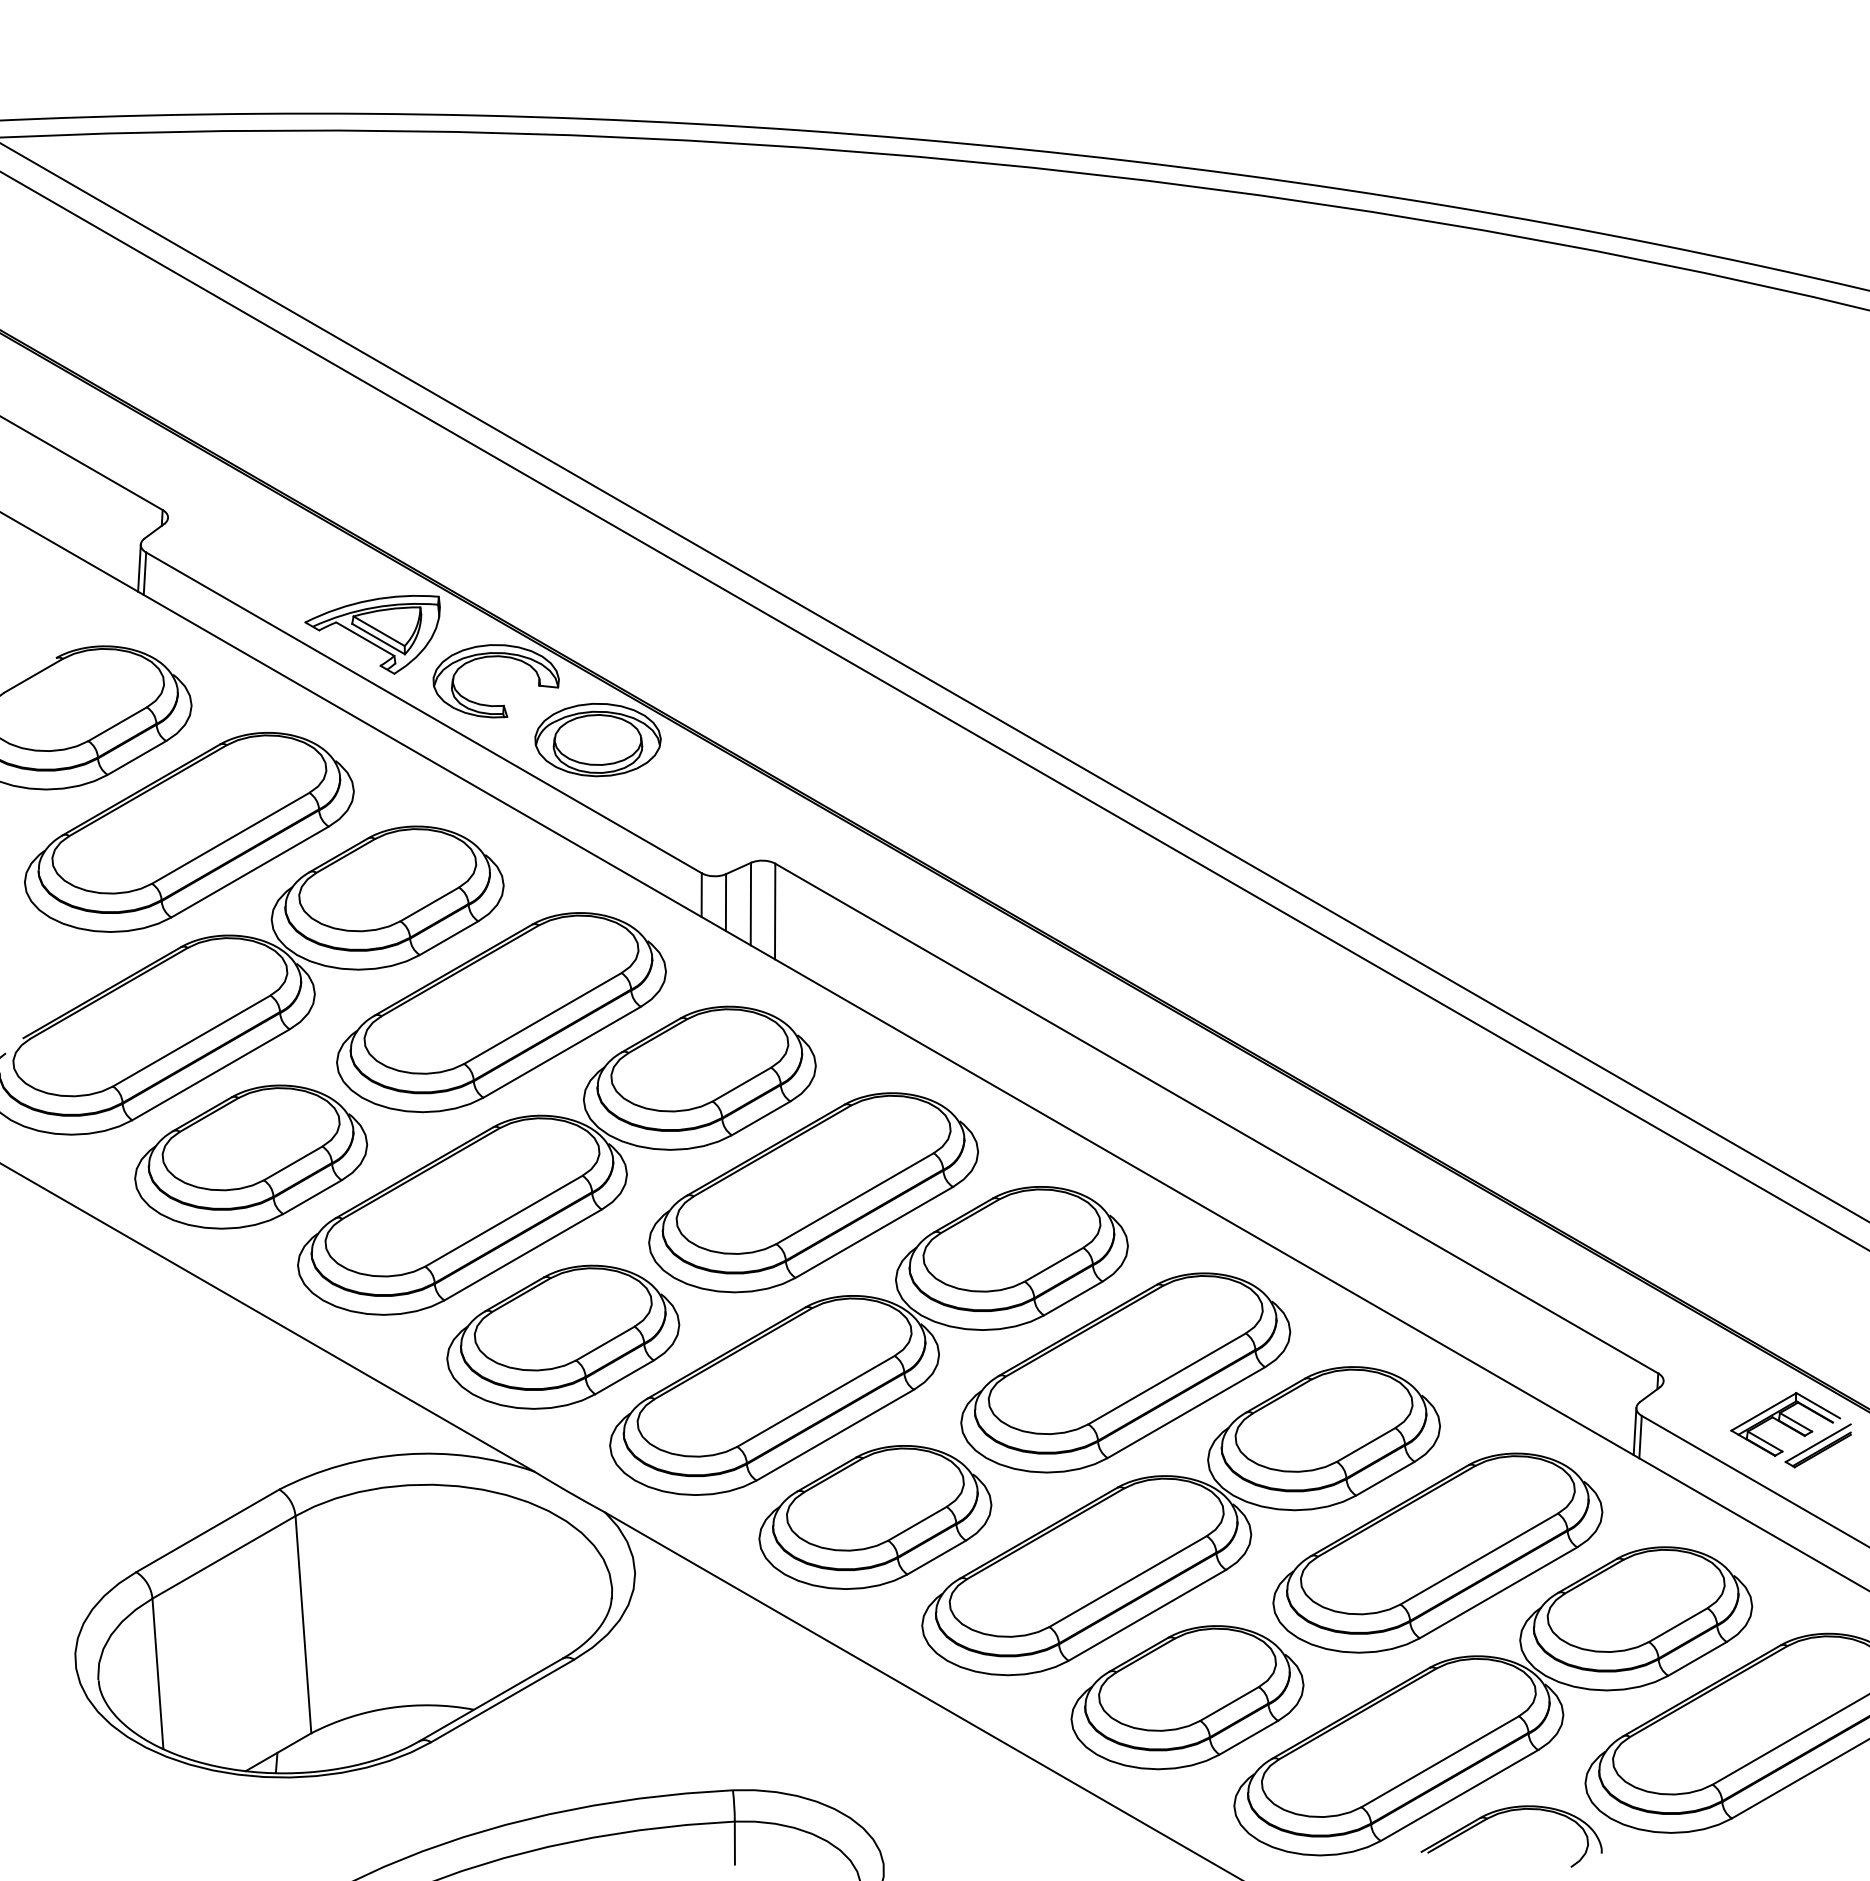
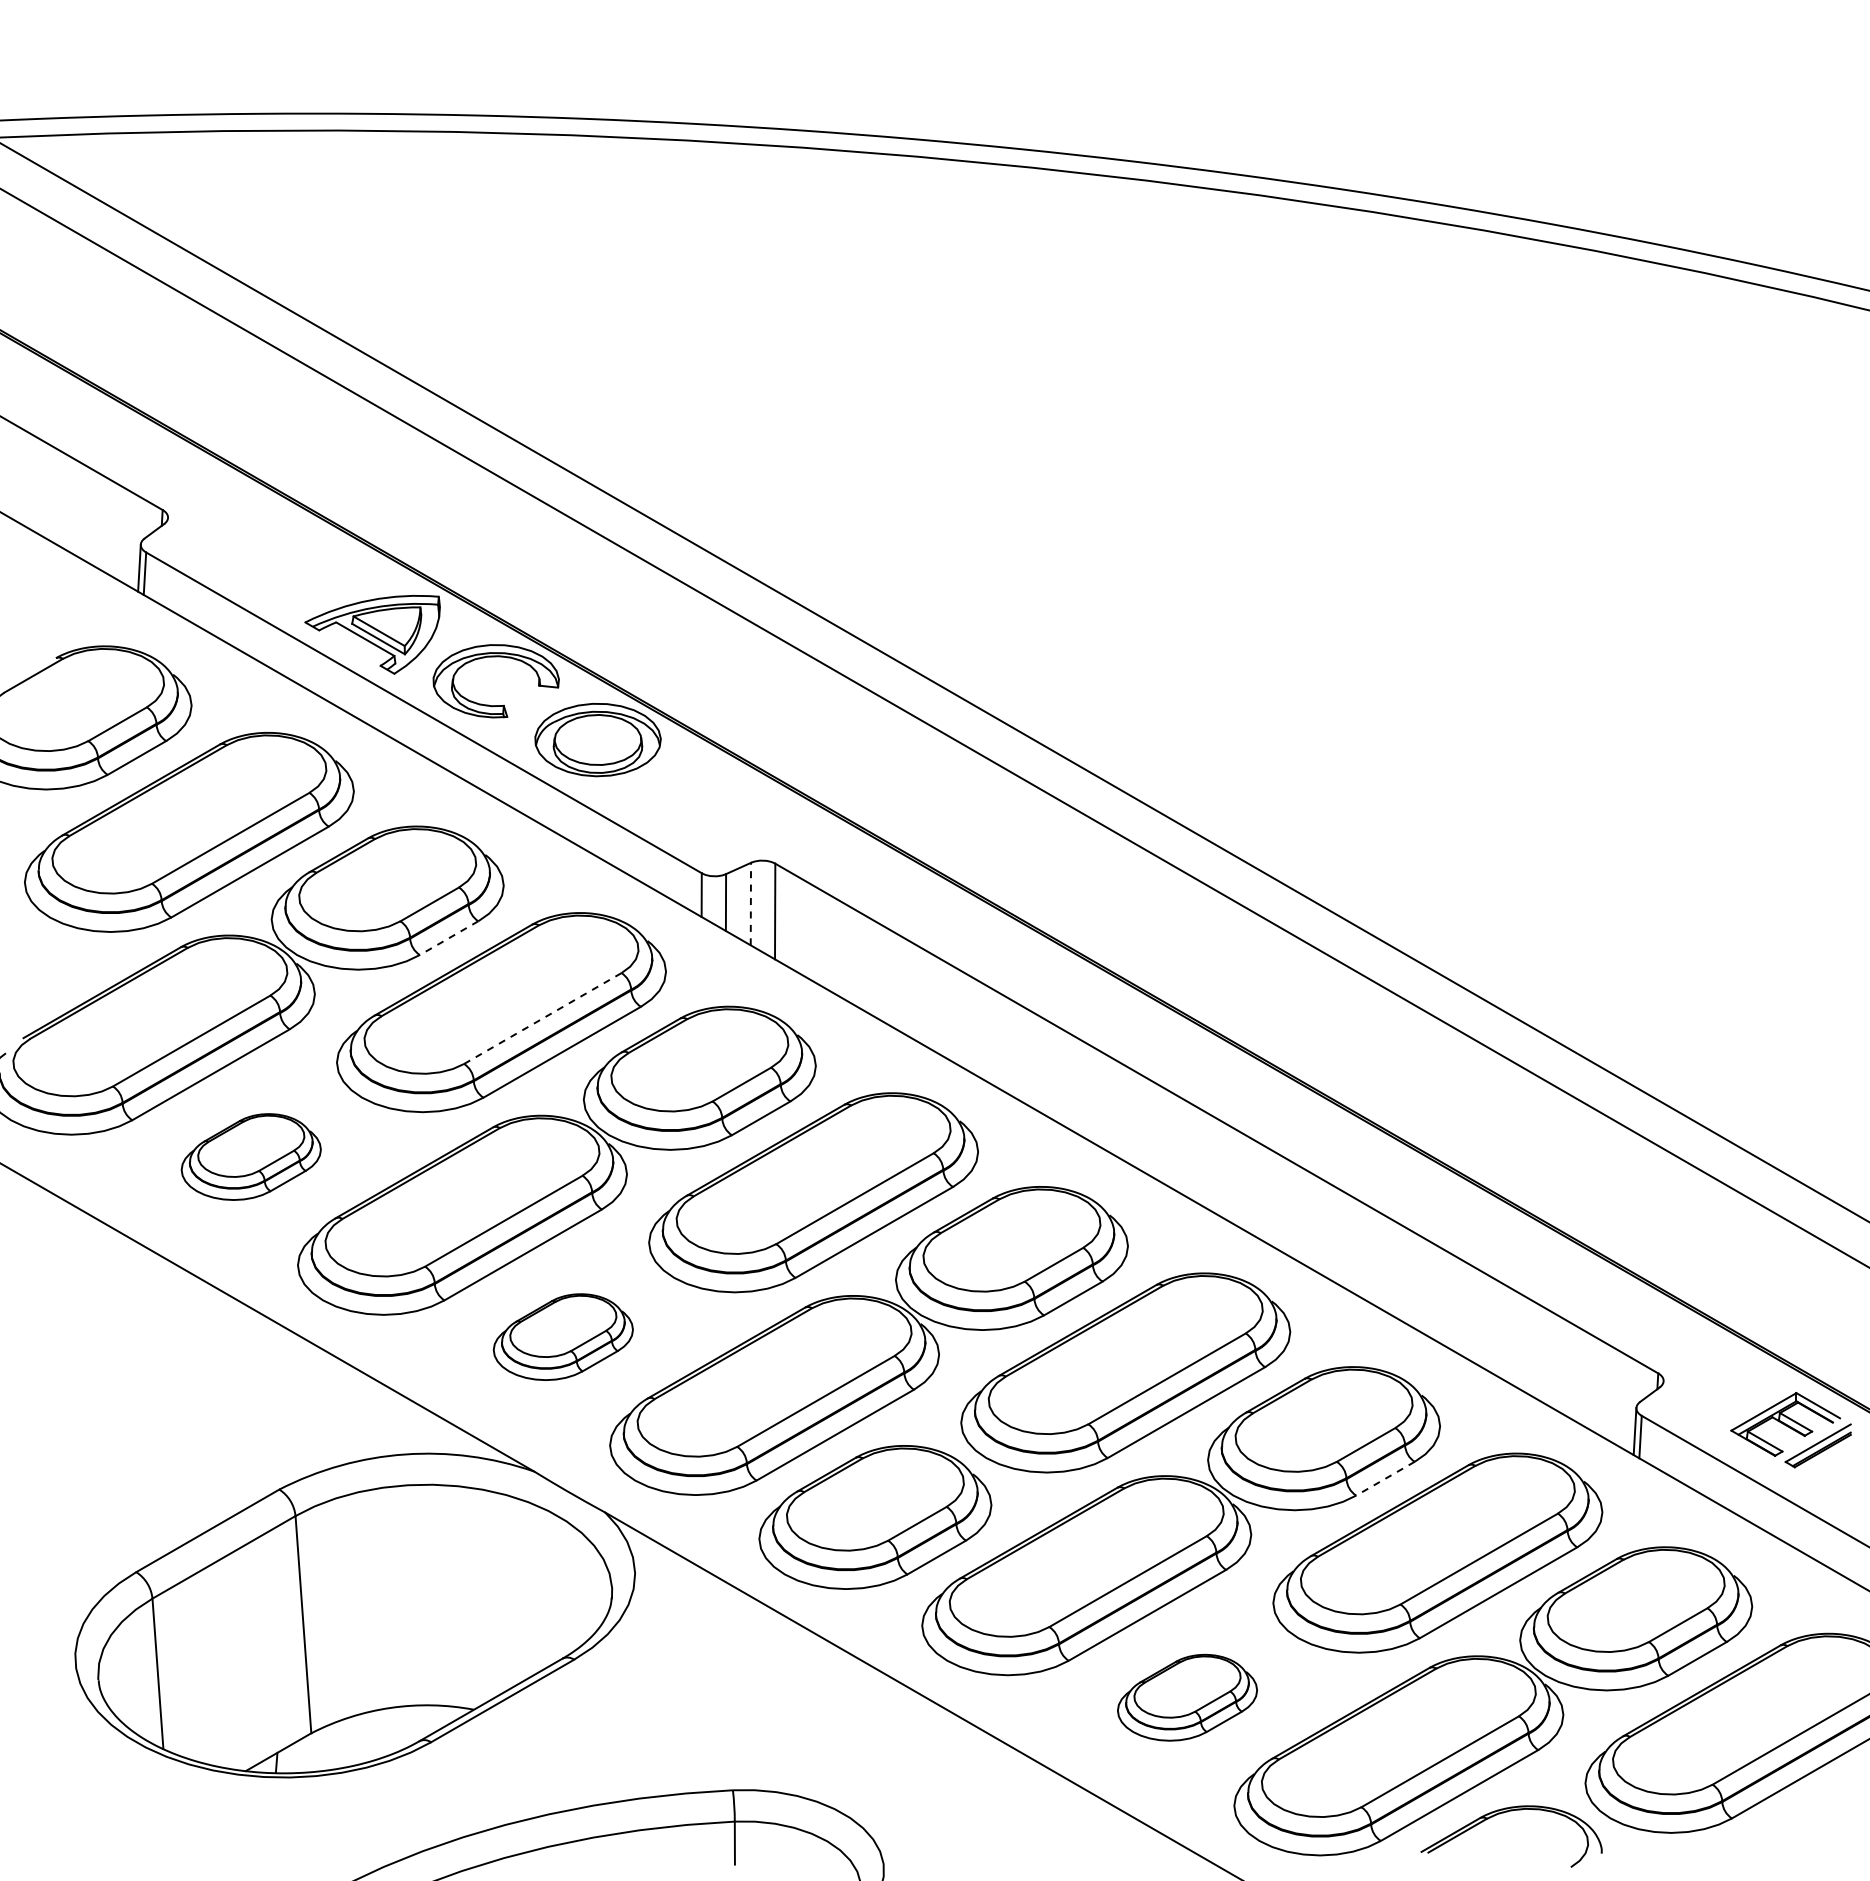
line position: (934, 710) -> (934, 727) (934, 727)
line: solid -> dashed (750, 903)
line: solid -> dashed (449, 938)
line: solid -> dashed (542, 1018)
part size: 235x146 px -> 142x88 px (250, 1156)
part size: 235x146 px -> 142x88 px (562, 1336)
line: solid -> dashed (1385, 1478)
part size: 235x146 px -> 141x89 px (1187, 1697)
